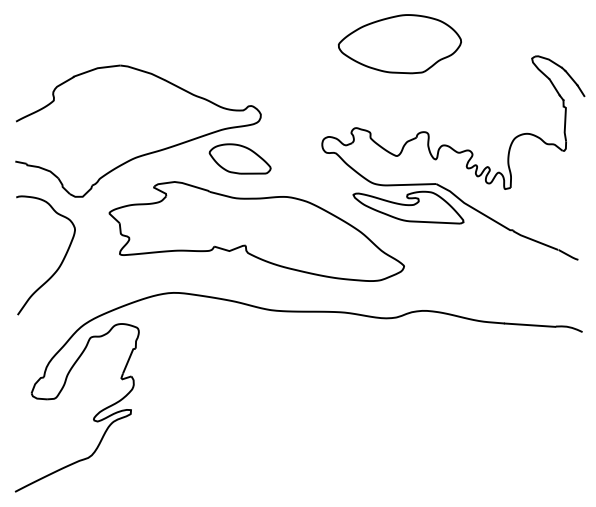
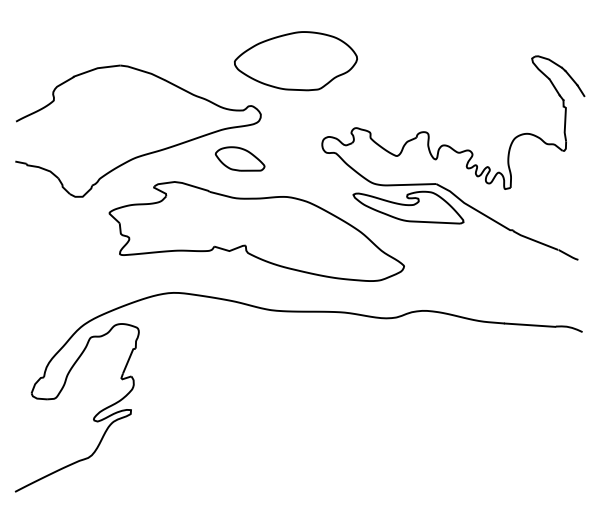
part position: (399, 44) -> (295, 61) (295, 61)
part size: 64x32 px -> 52x26 px (239, 158)
curve: present -> none (60, 263)
